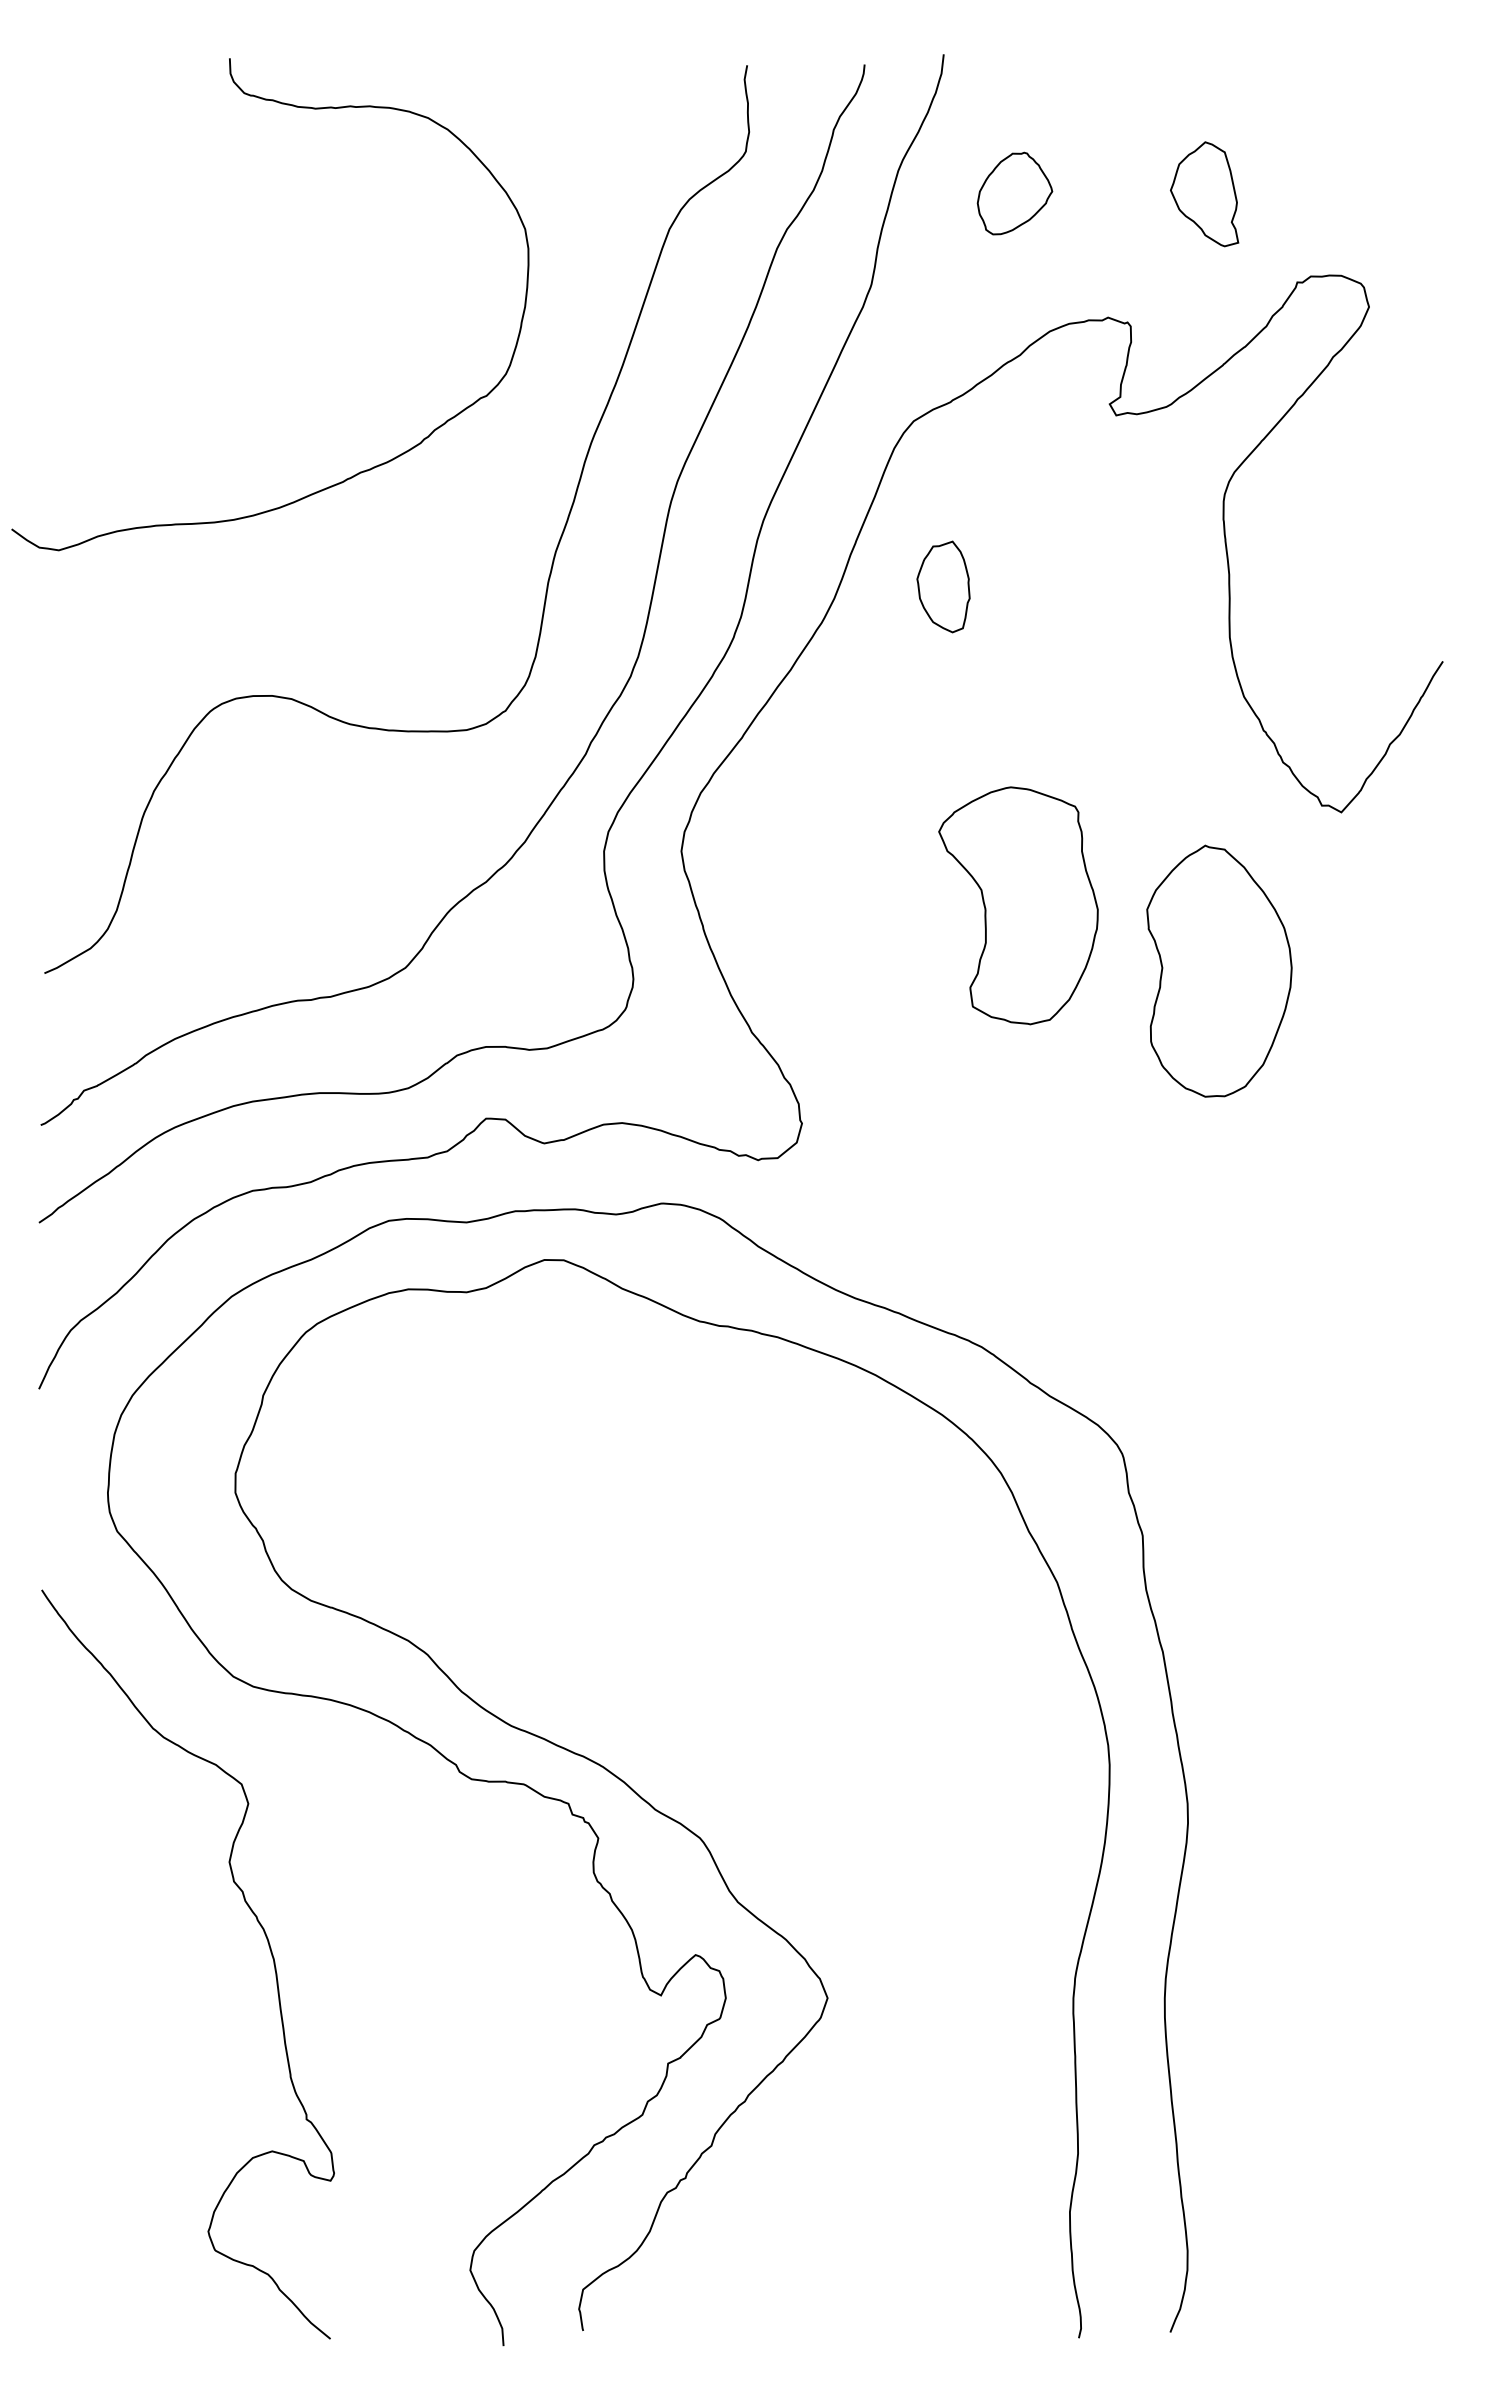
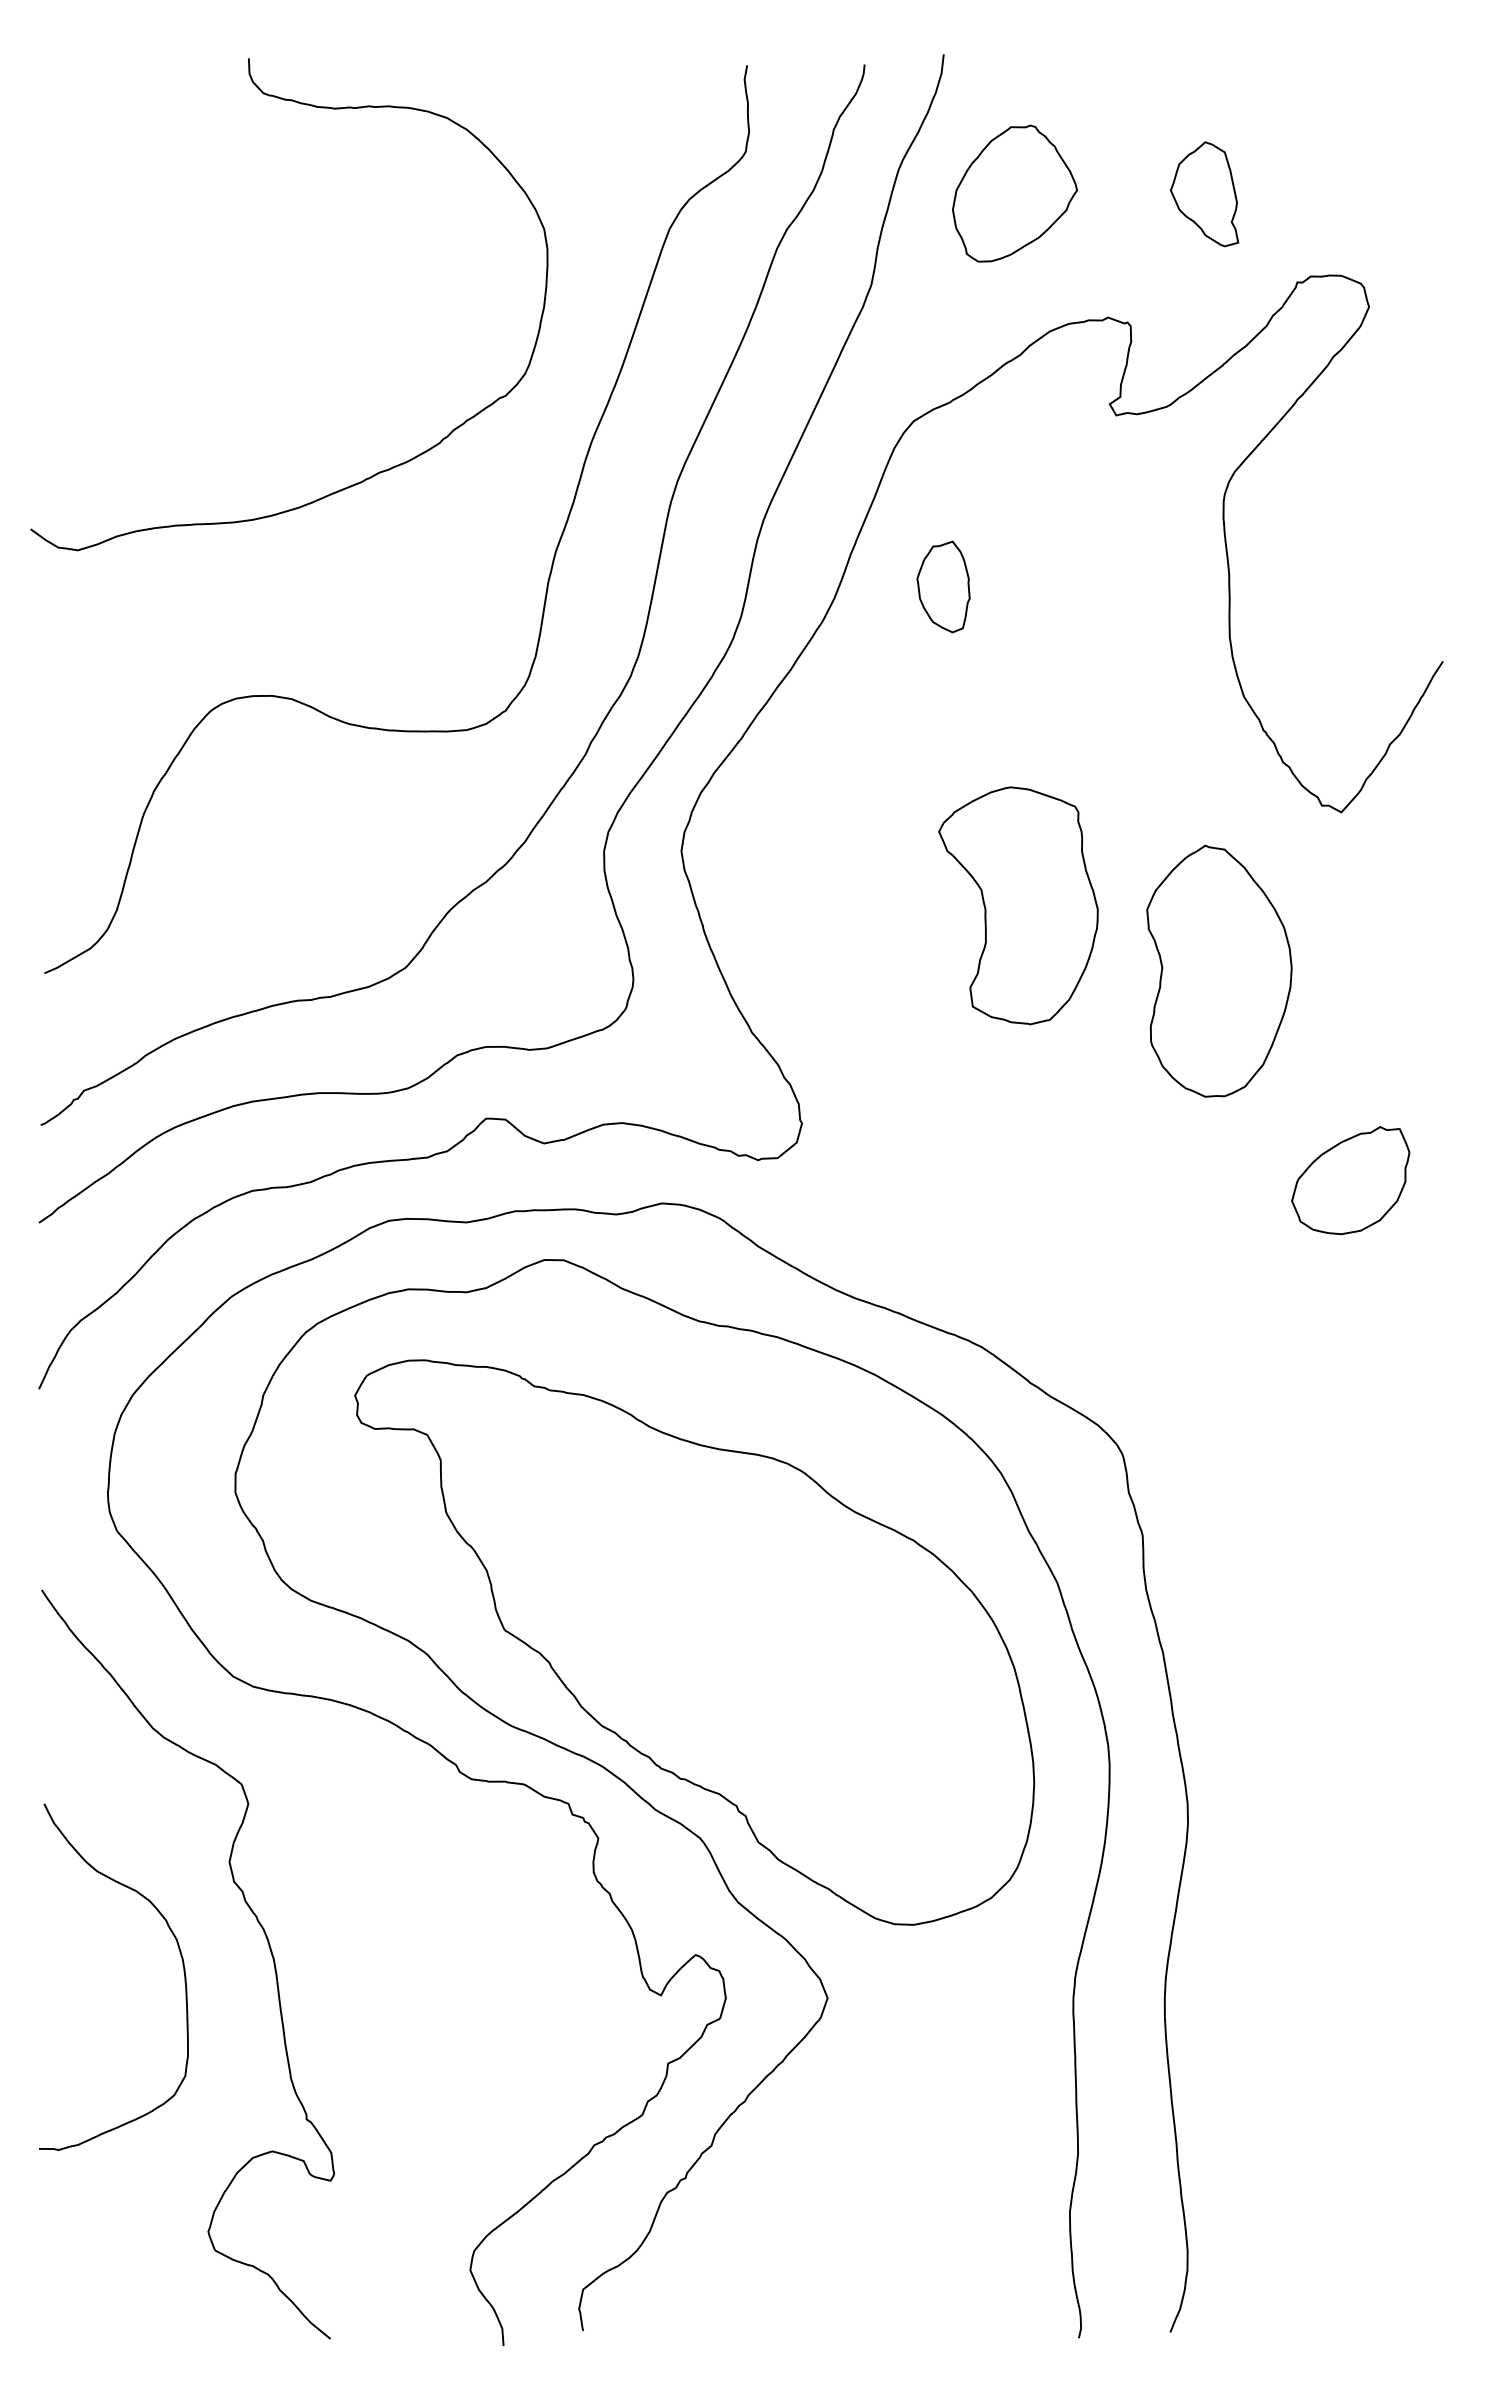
part size: 78x85 px -> 126x139 px (1014, 193)
curve position: (354, 474) -> (373, 474) (373, 474)
part: none -> present (1350, 1180)
part: none -> present (694, 1642)
curve: none -> present (182, 1965)
